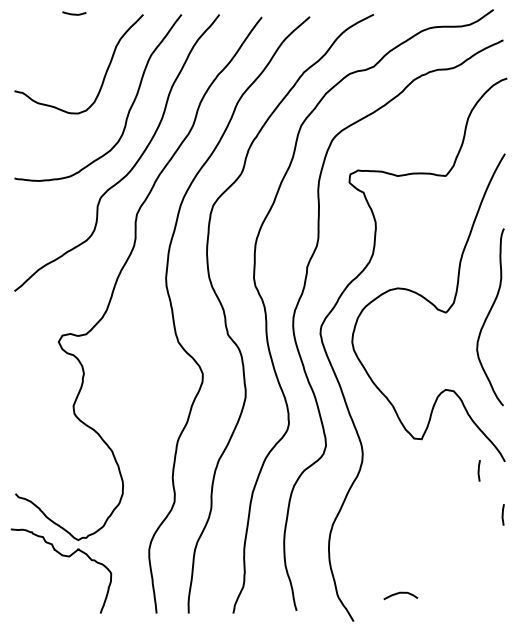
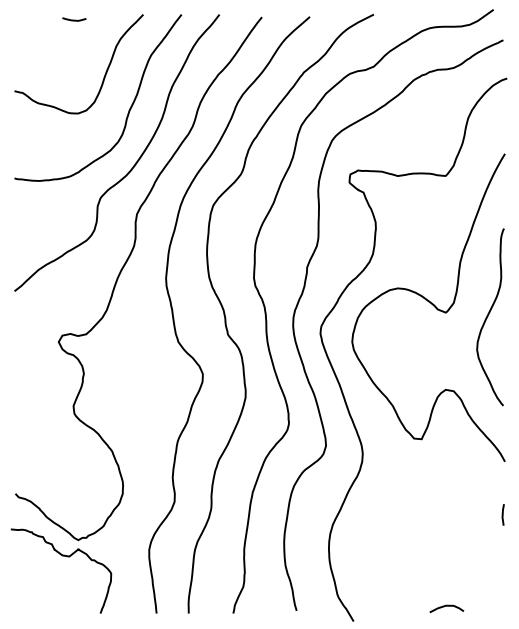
curve position: (74, 13) -> (74, 19) (74, 19)
line: present -> none (478, 470)
curve position: (400, 593) -> (446, 606) (446, 606)
